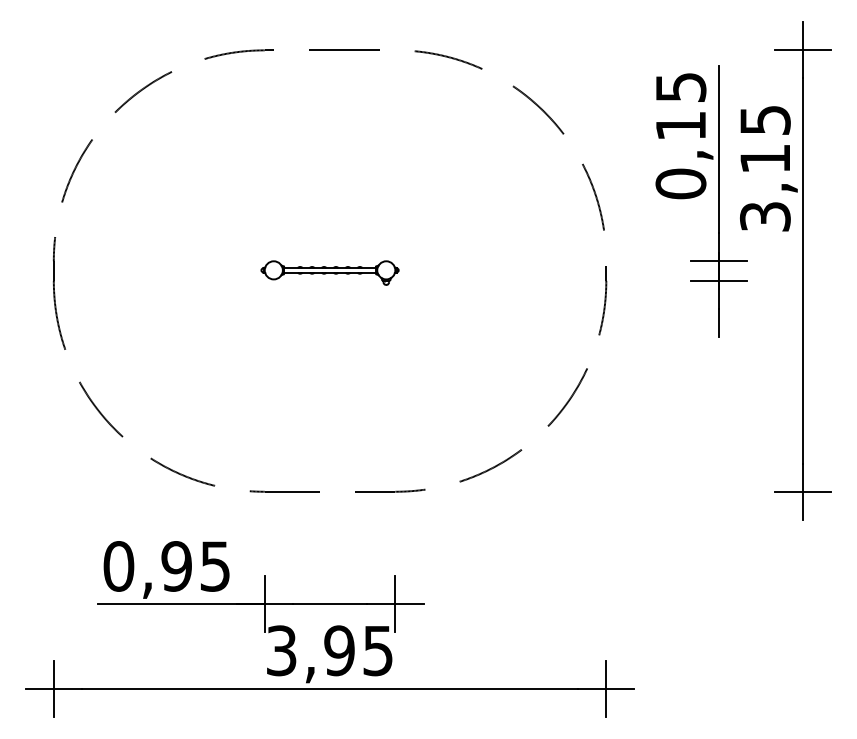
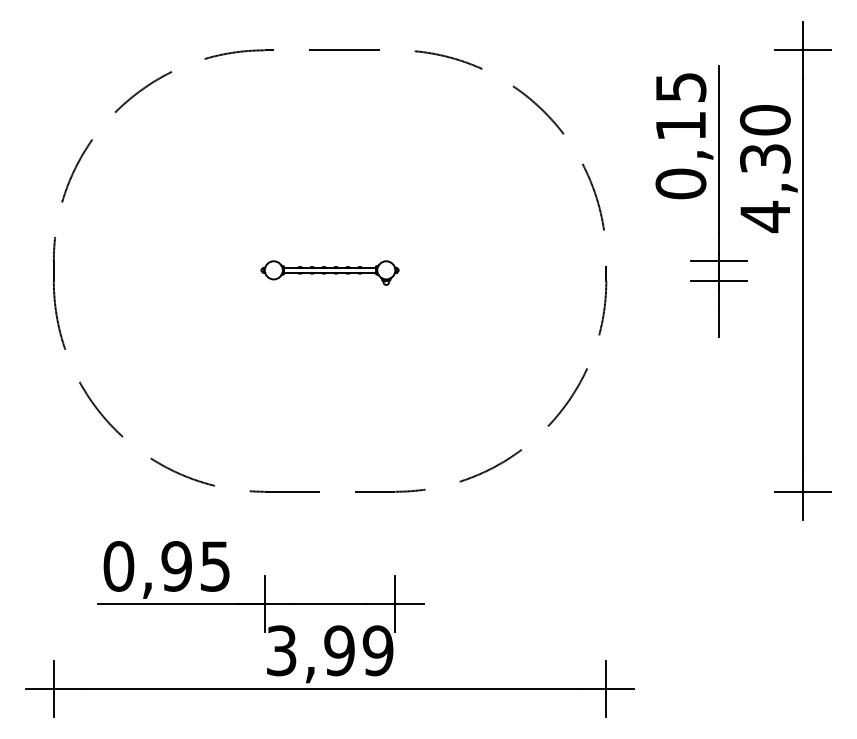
text: 3,15 -> 4,30 (764, 169)
text: 3,95 -> 3,99 (377, 650)
